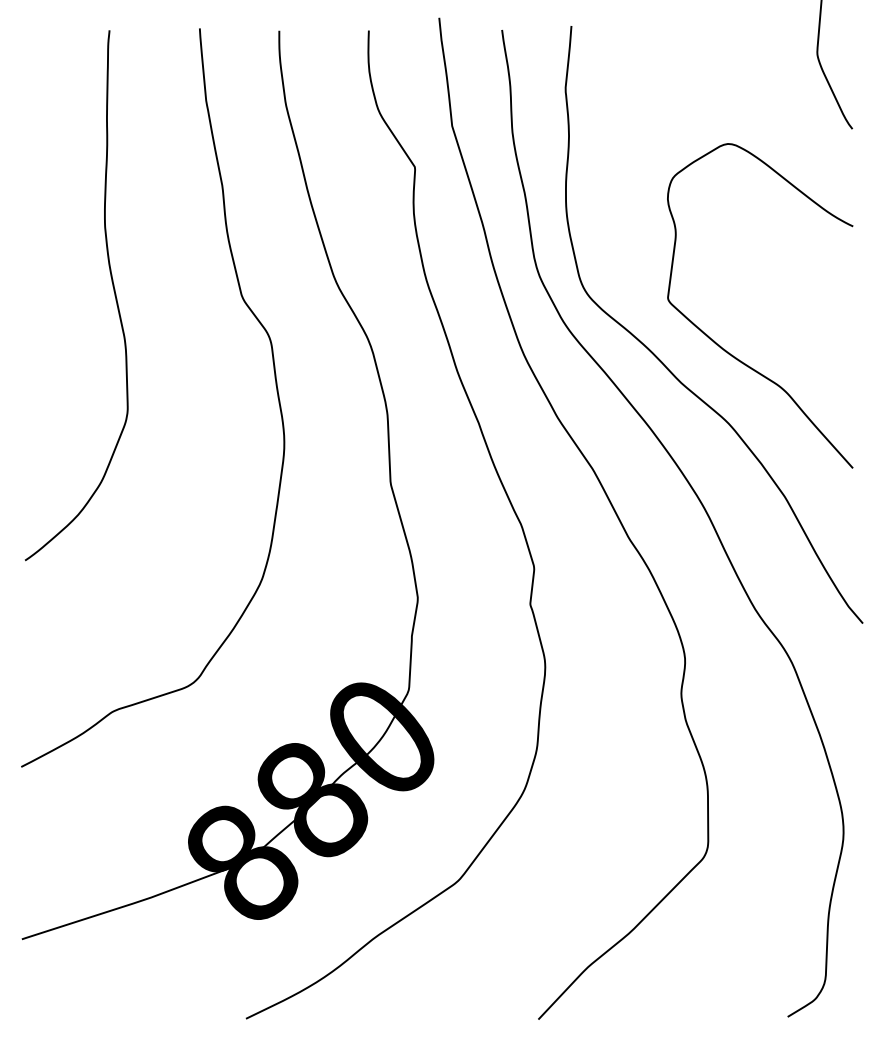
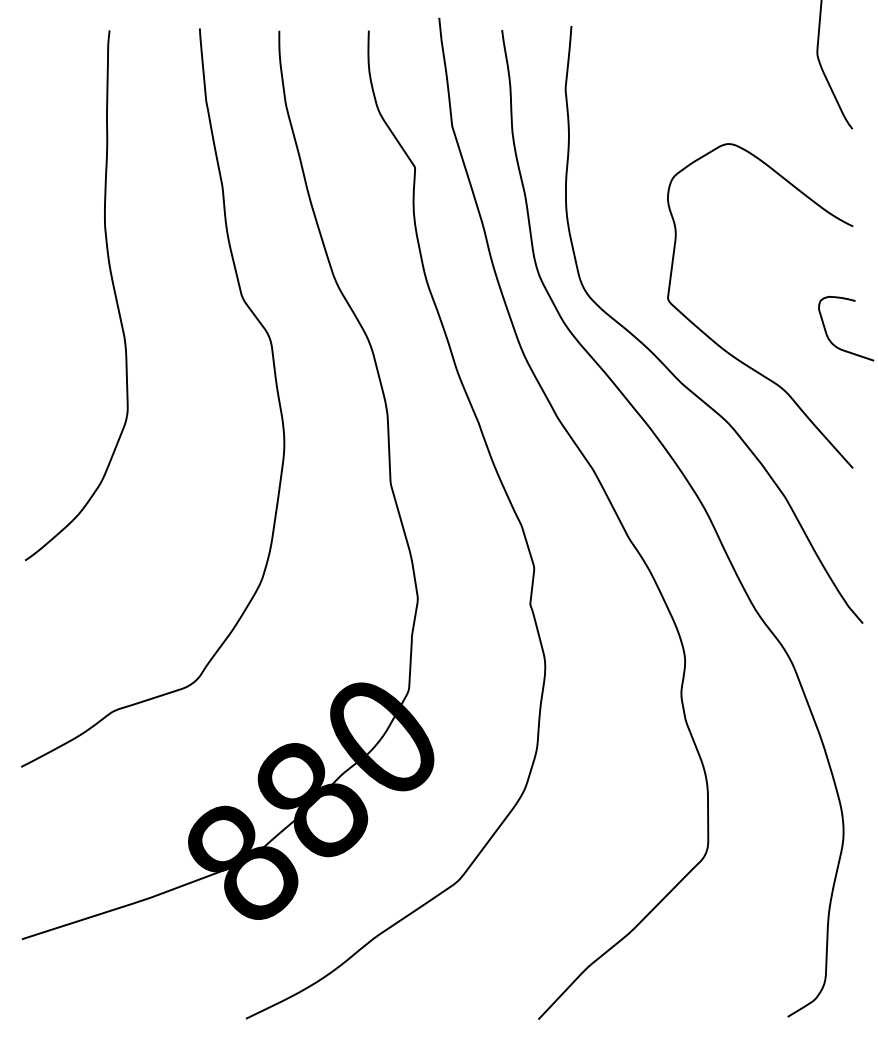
curve: none -> present (830, 339)
